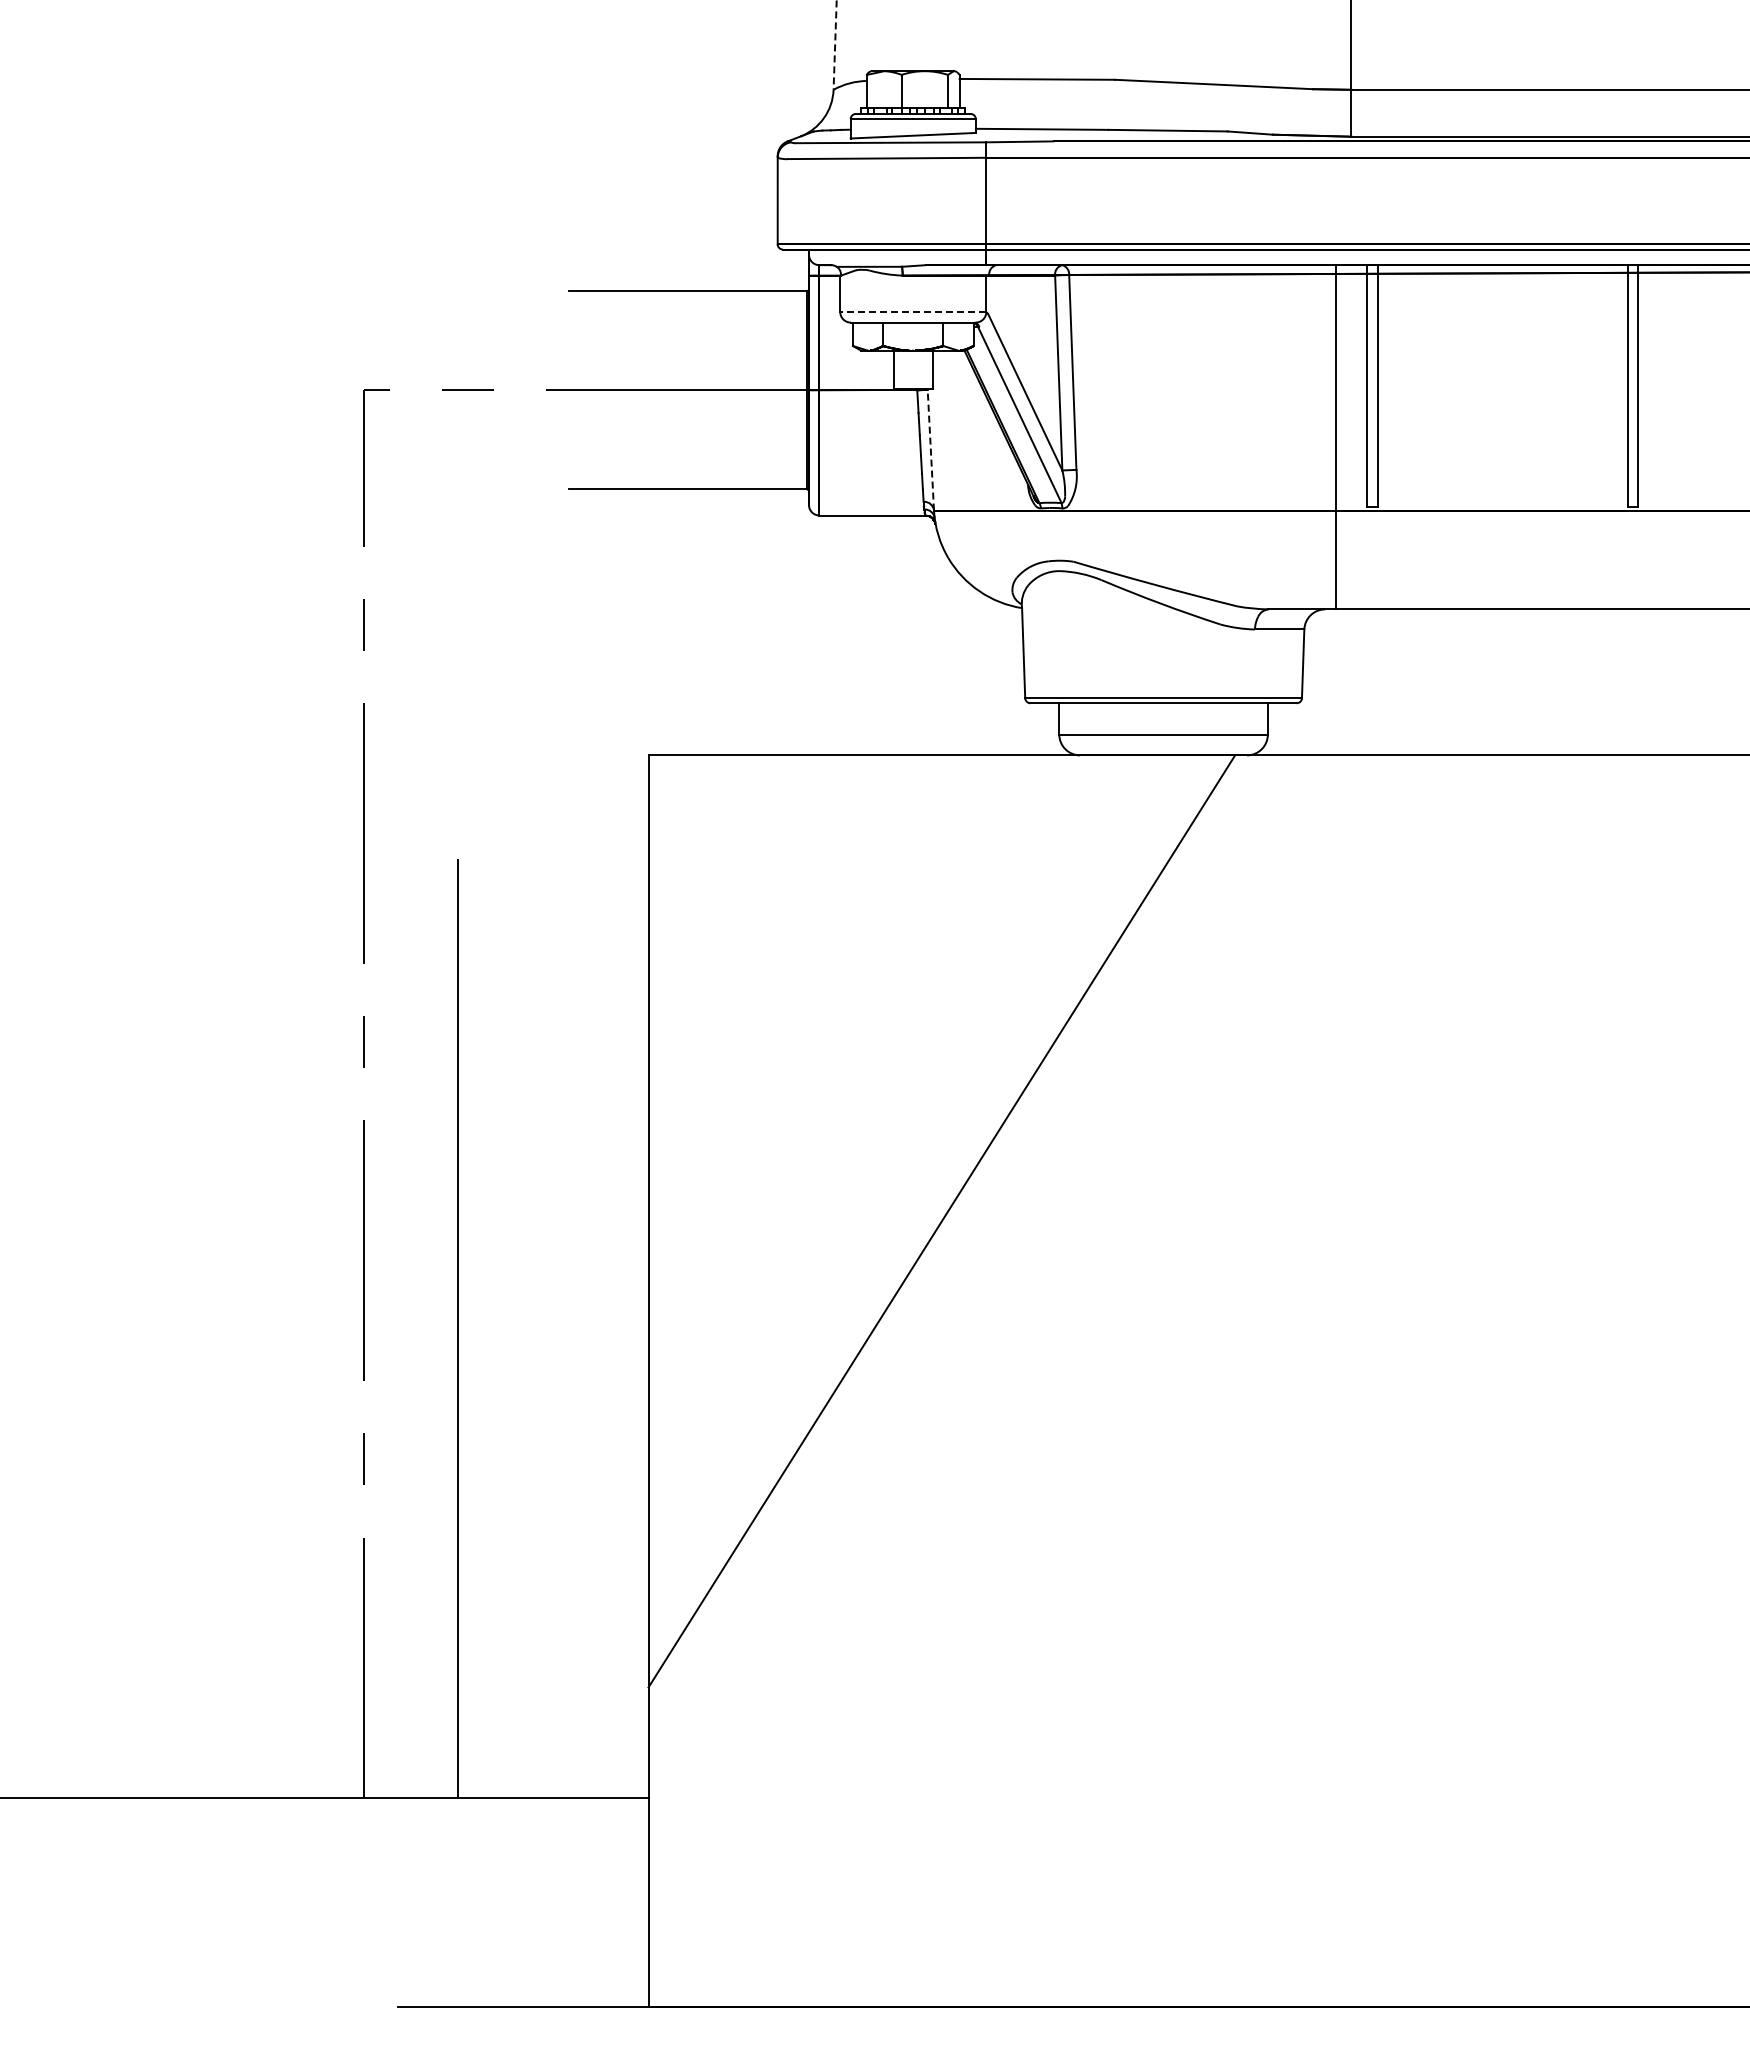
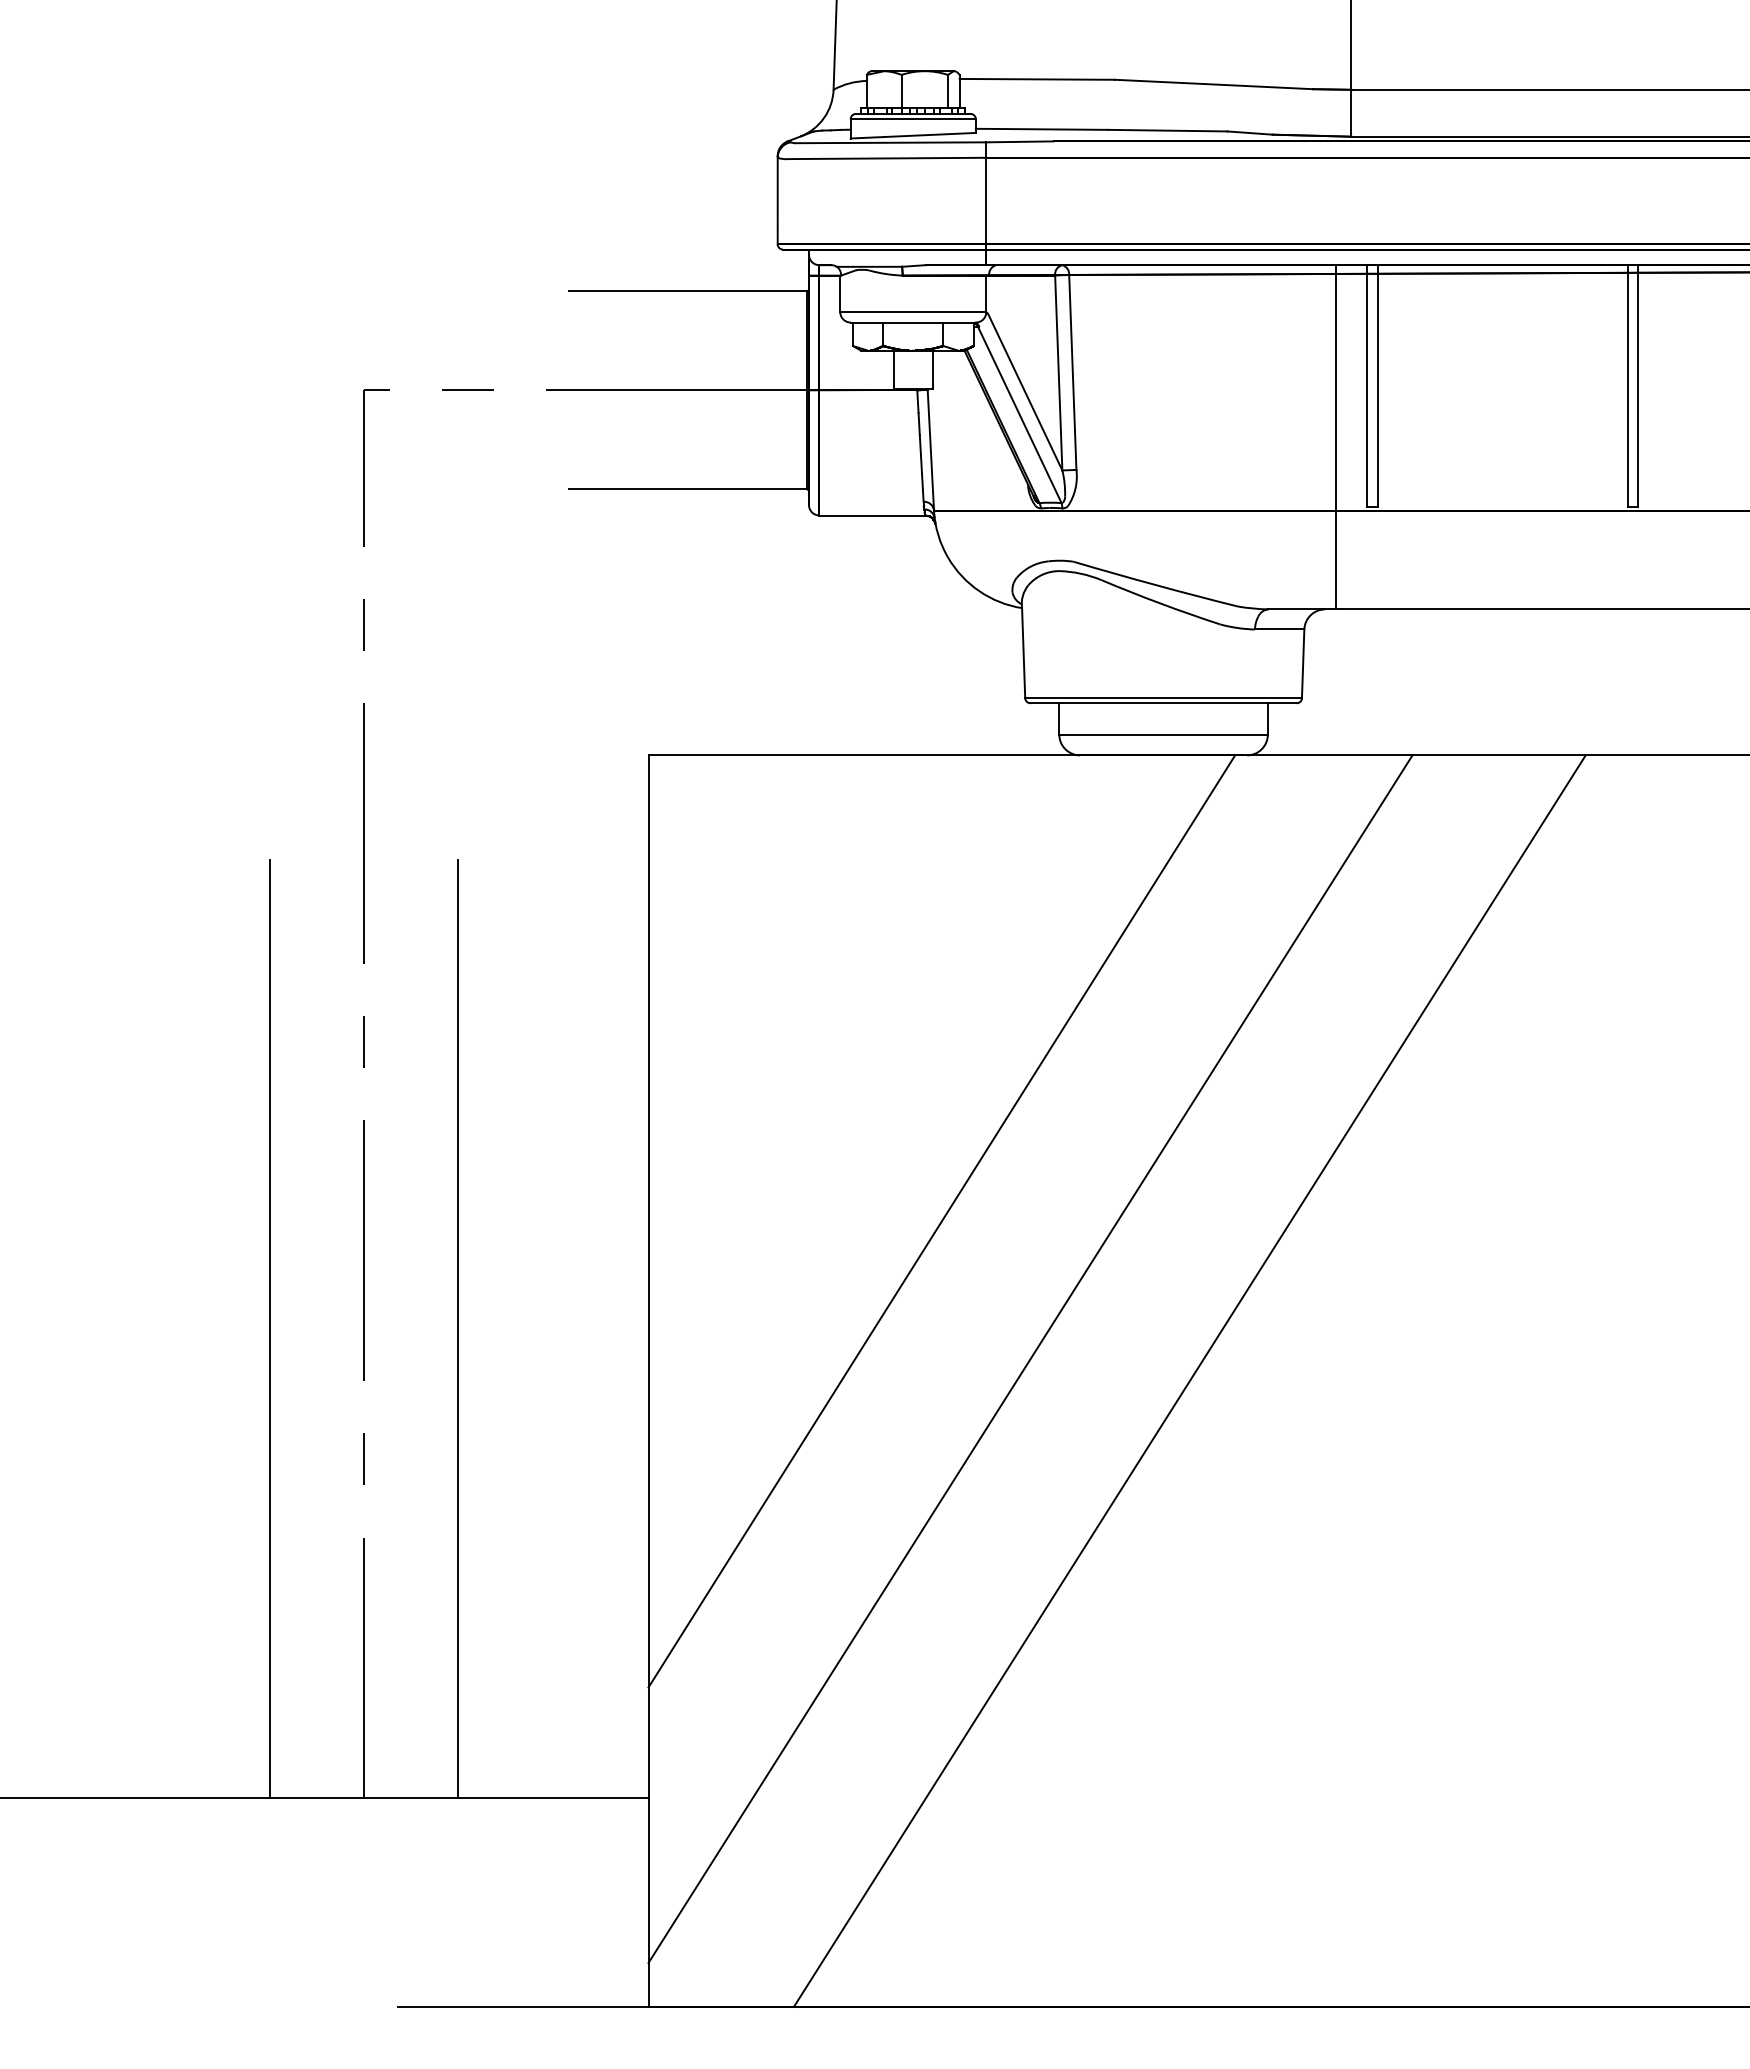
line: dashed -> solid (835, 45)
line: dashed -> solid (912, 312)
line: dashed -> solid (930, 449)
line: none -> present (270, 1328)
line: none -> present (1030, 1358)
line: none -> present (1189, 1380)
